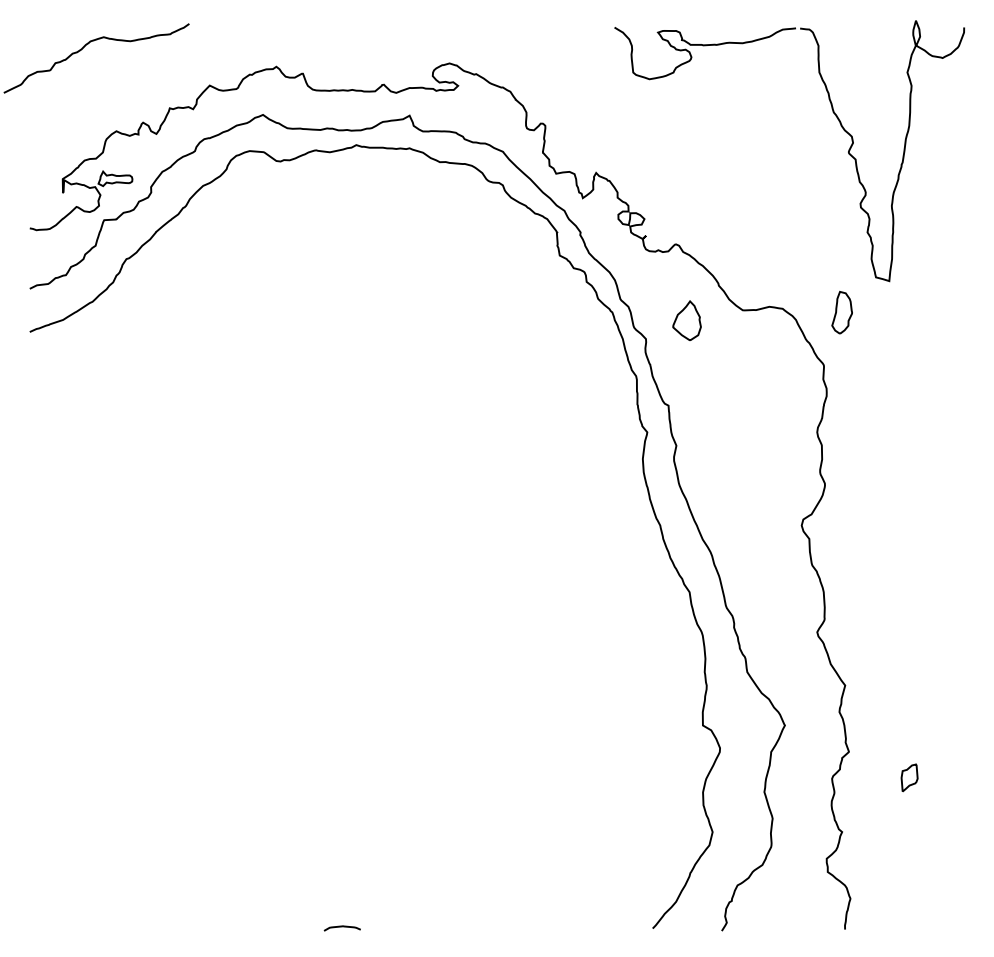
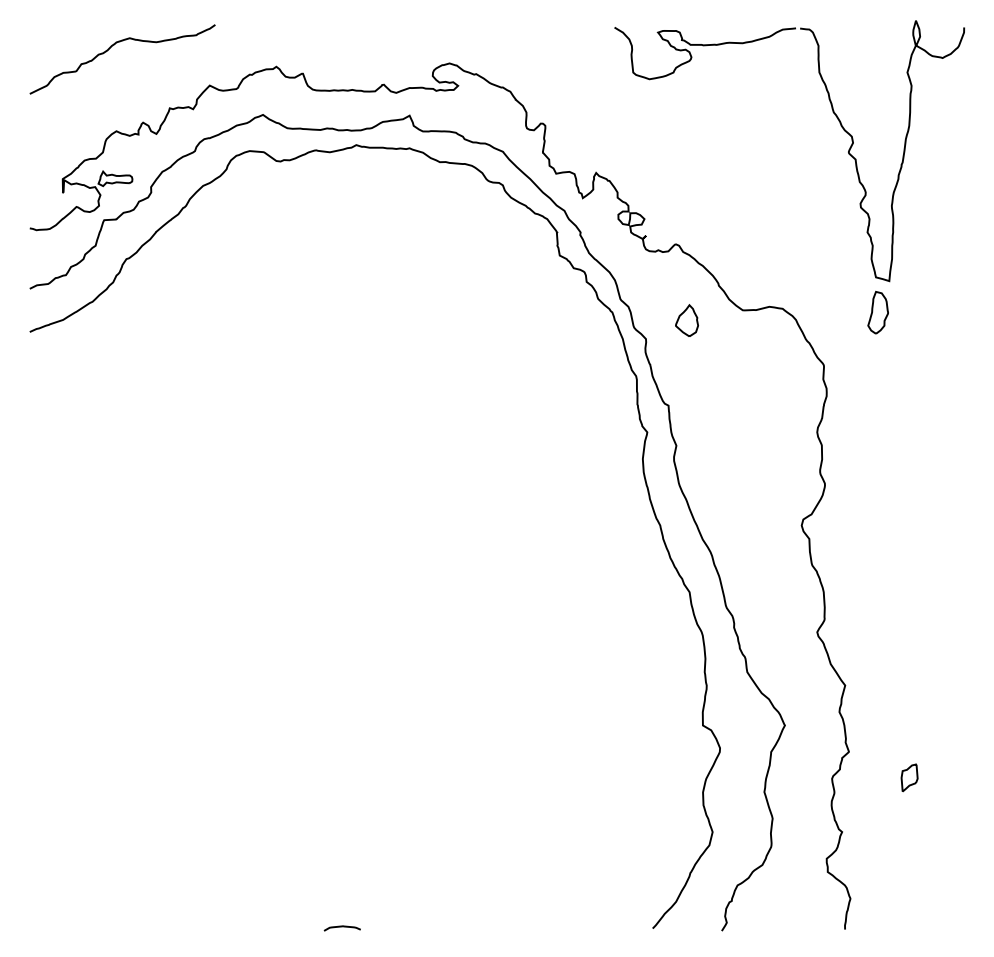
curve position: (88, 44) -> (114, 45) (114, 45)
part position: (841, 312) -> (877, 312) (877, 312)
part size: 30x41 px -> 24x33 px (686, 320)
